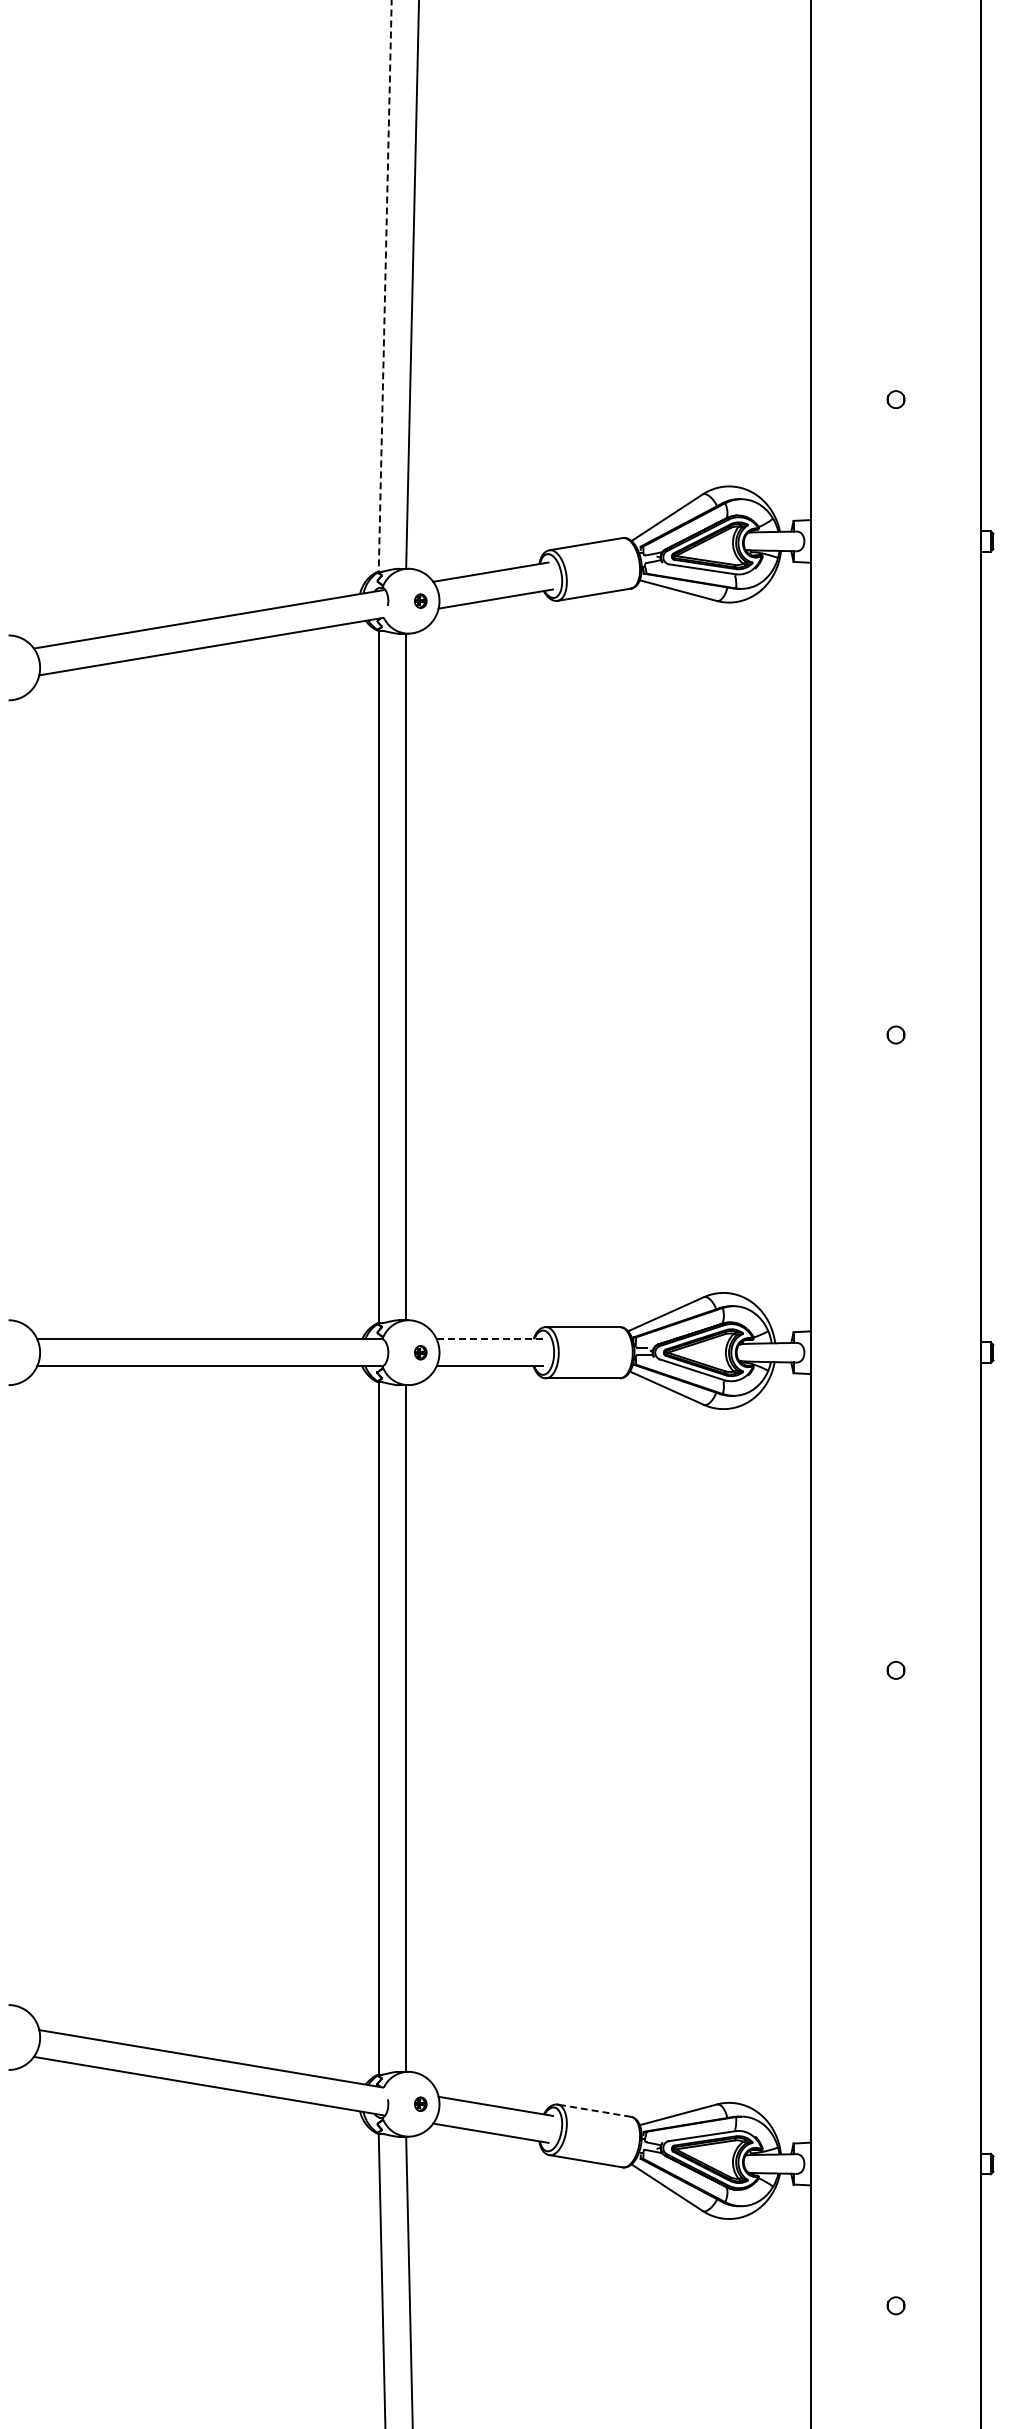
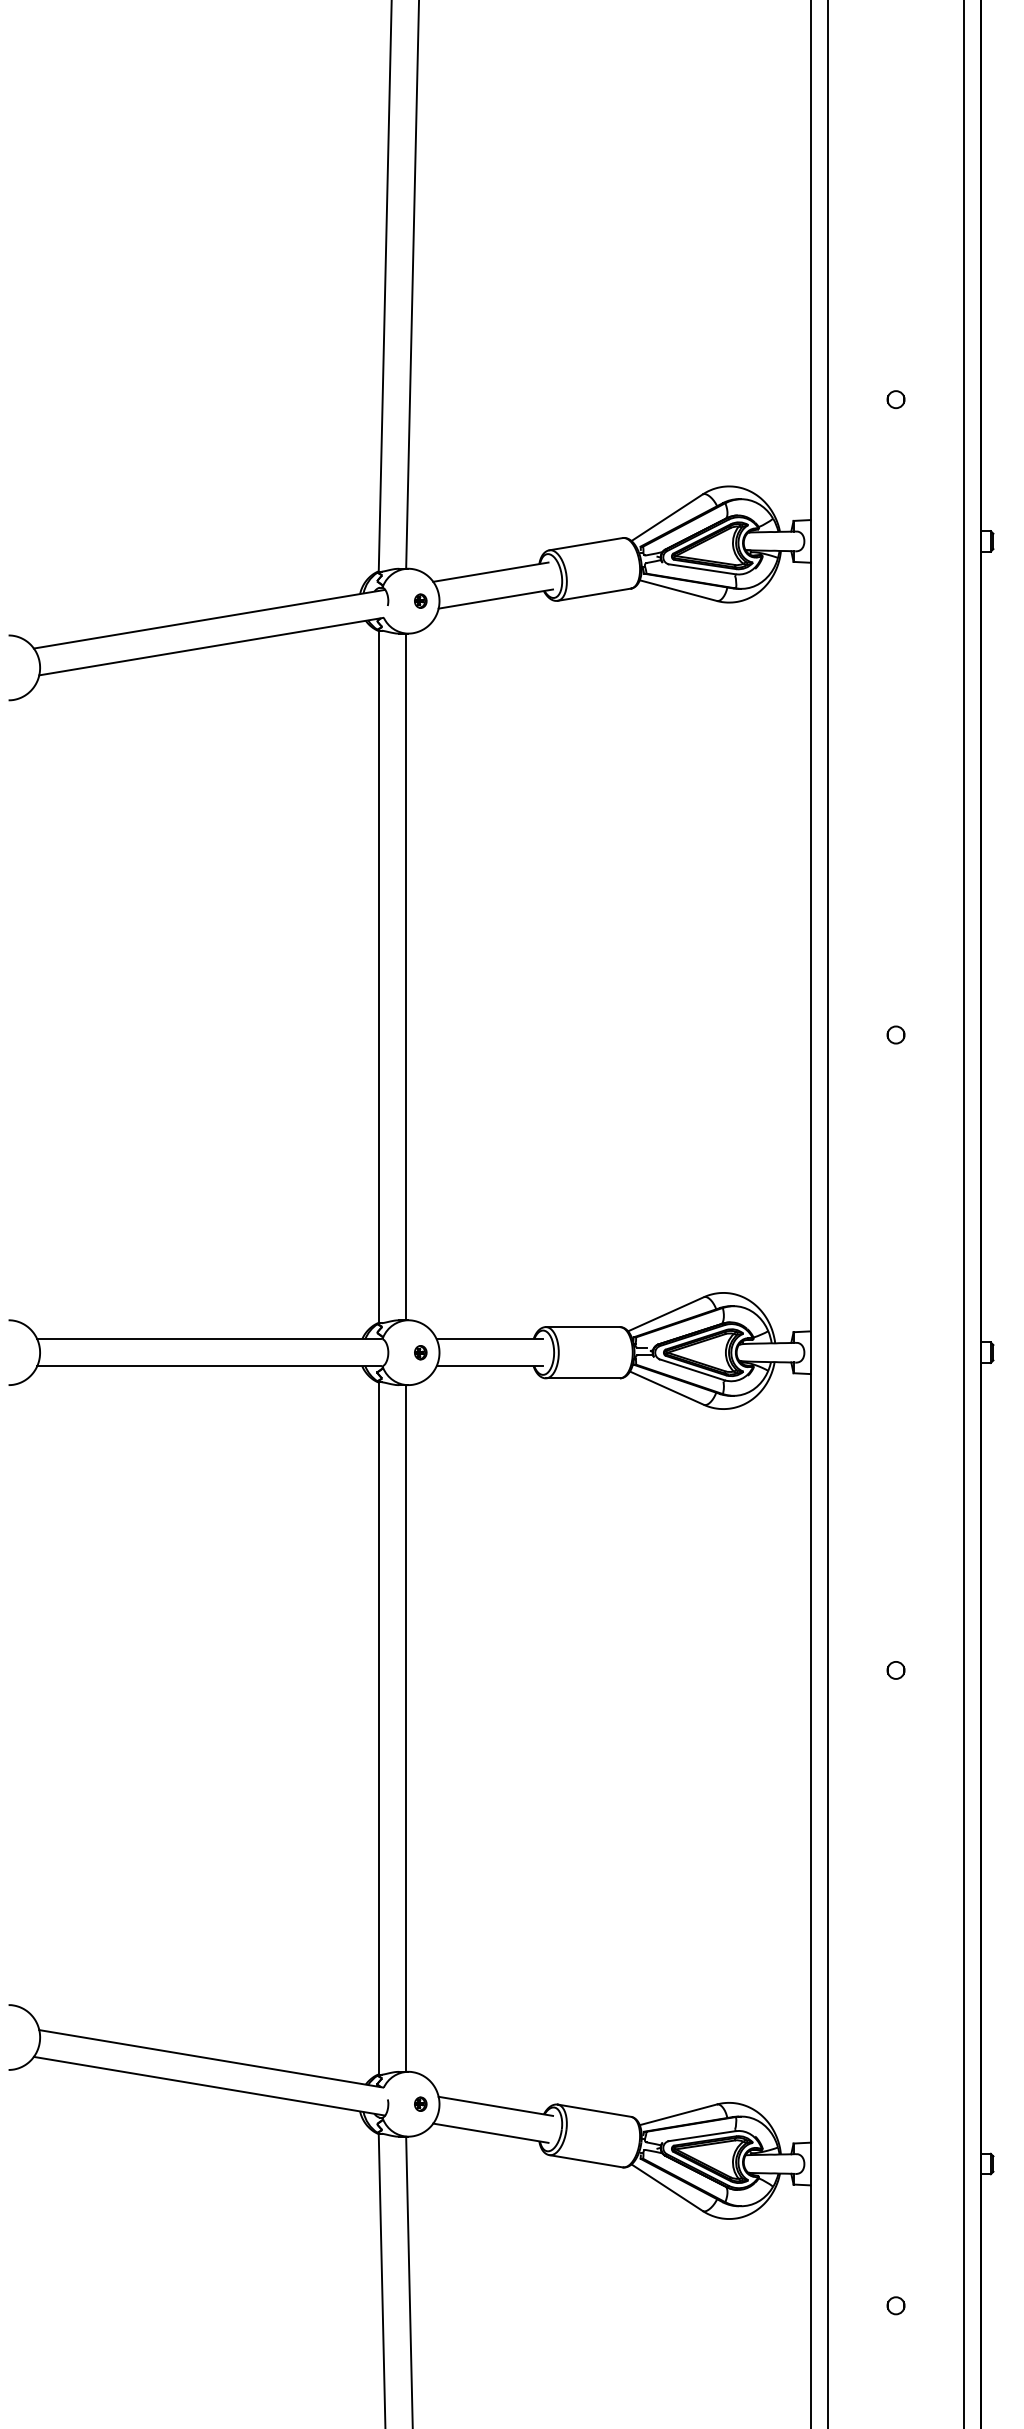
line: dashed -> solid (385, 286)
line: none -> present (827, 1213)
line: none -> present (964, 1213)
line: dashed -> solid (489, 1339)
line: dashed -> solid (594, 2110)
